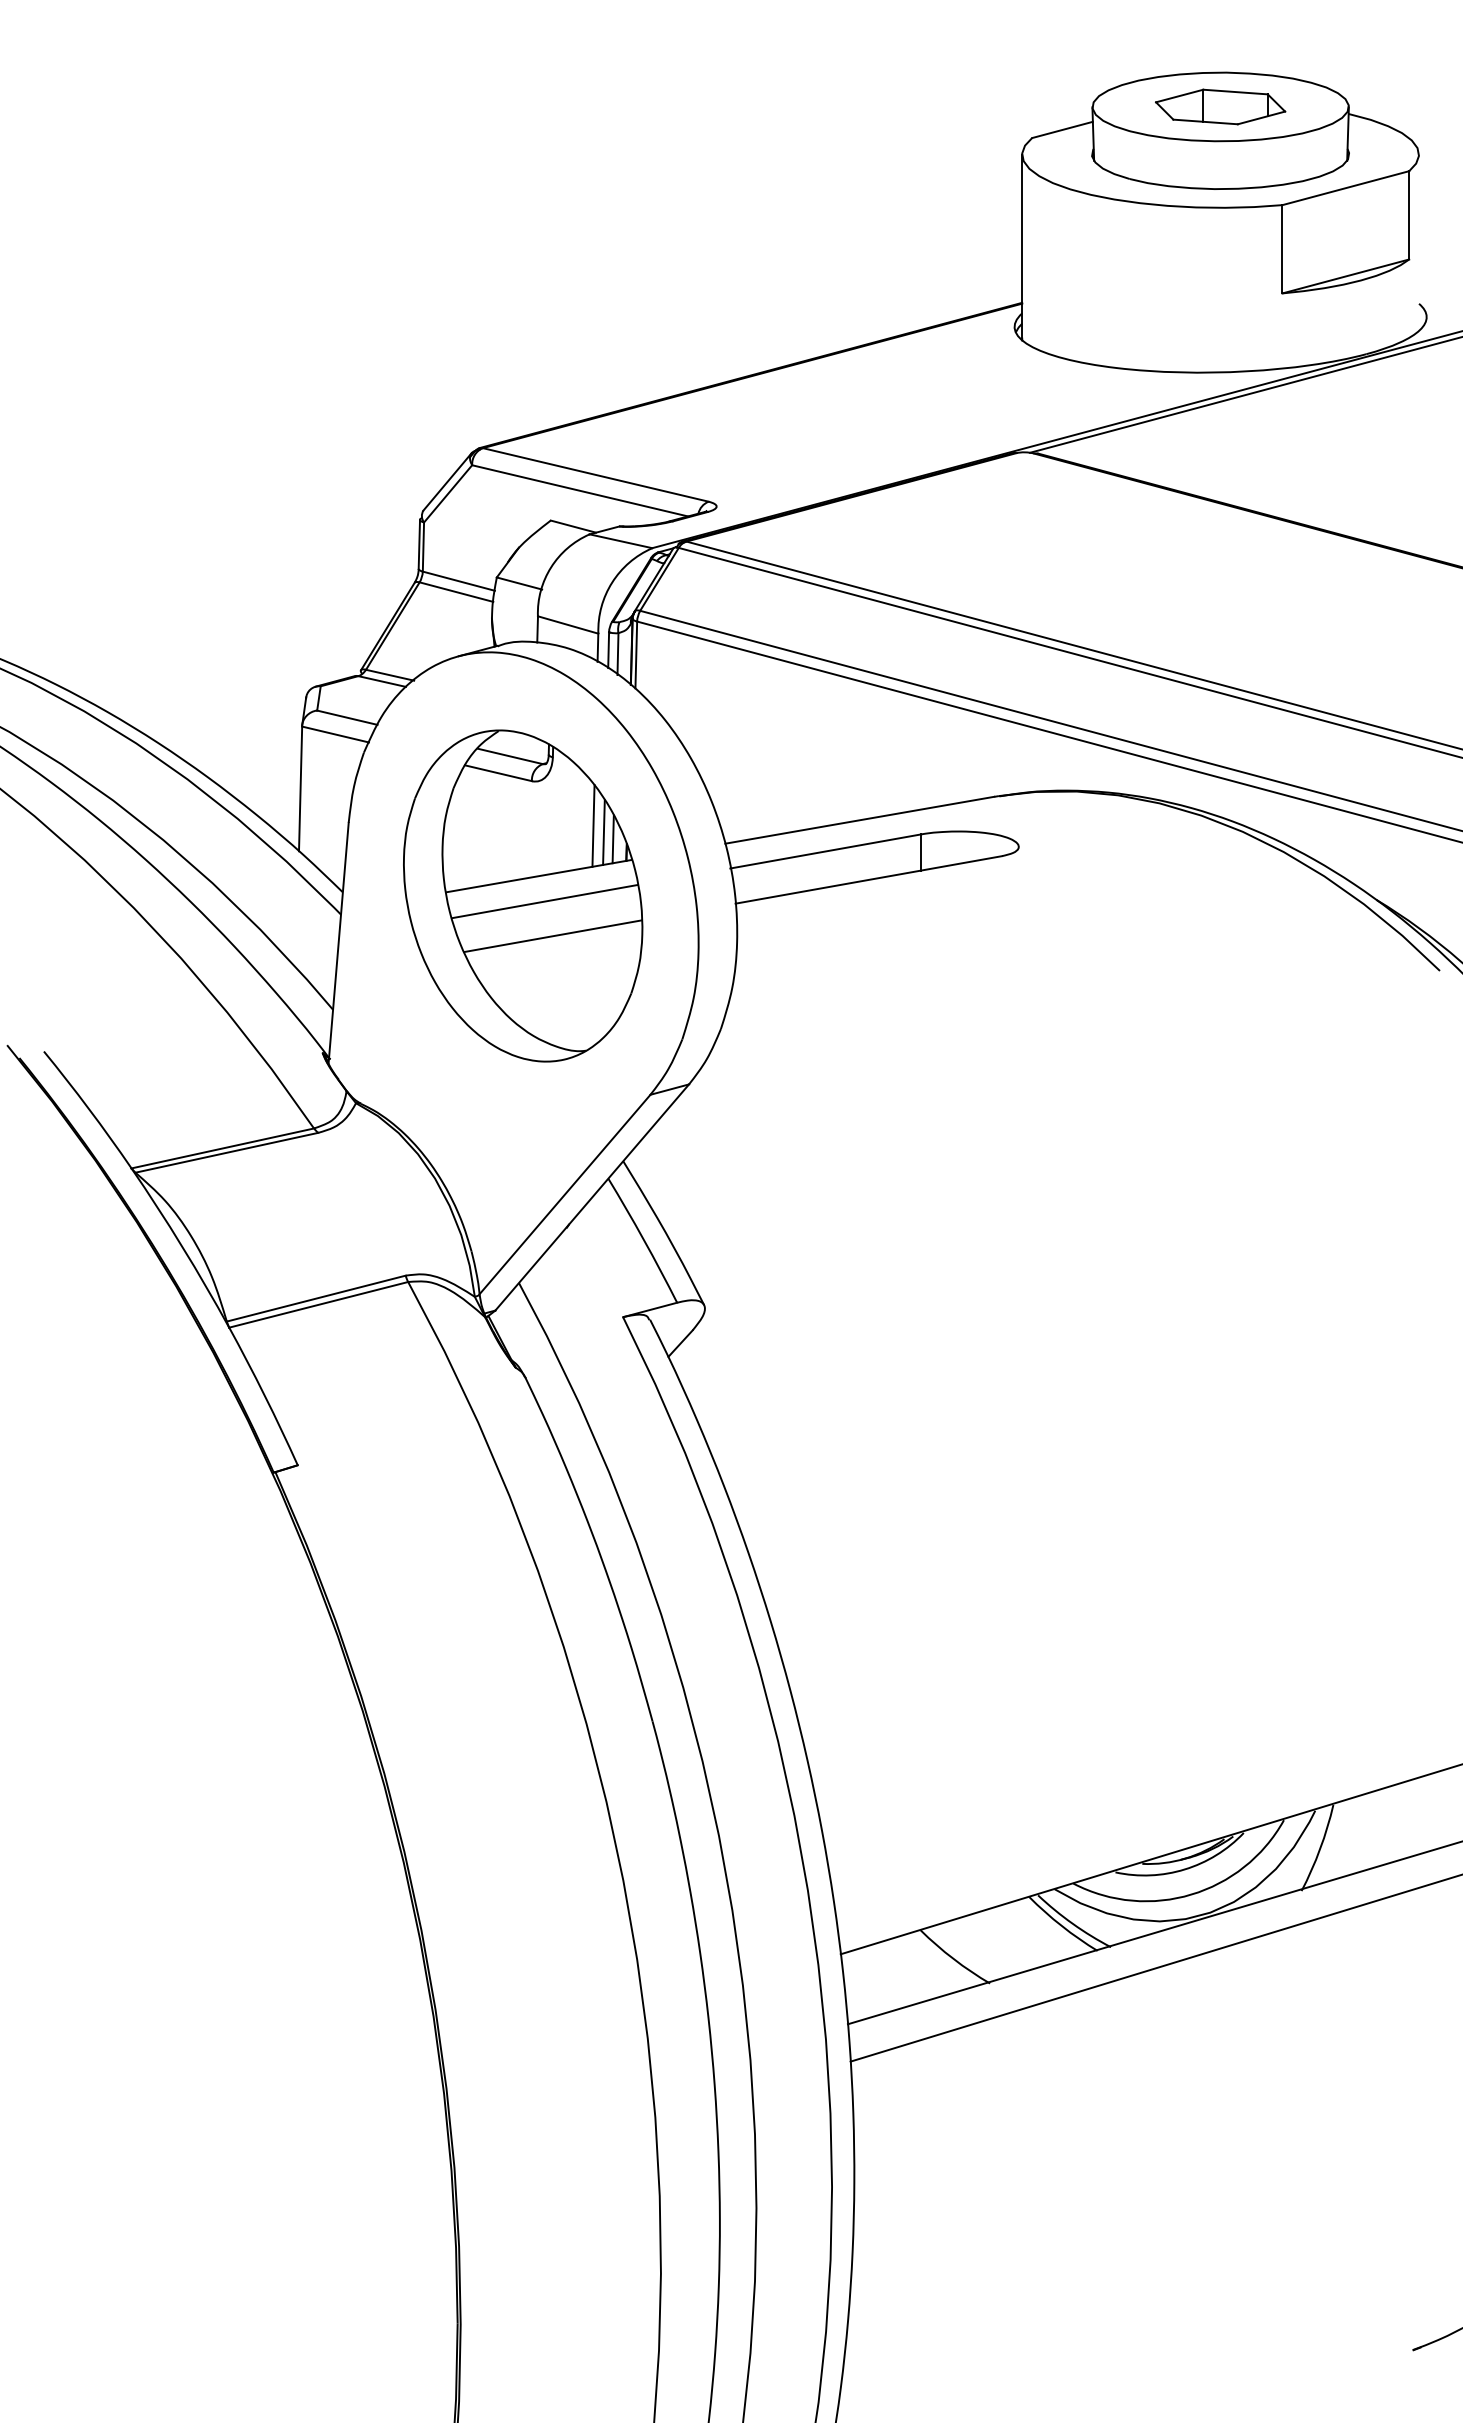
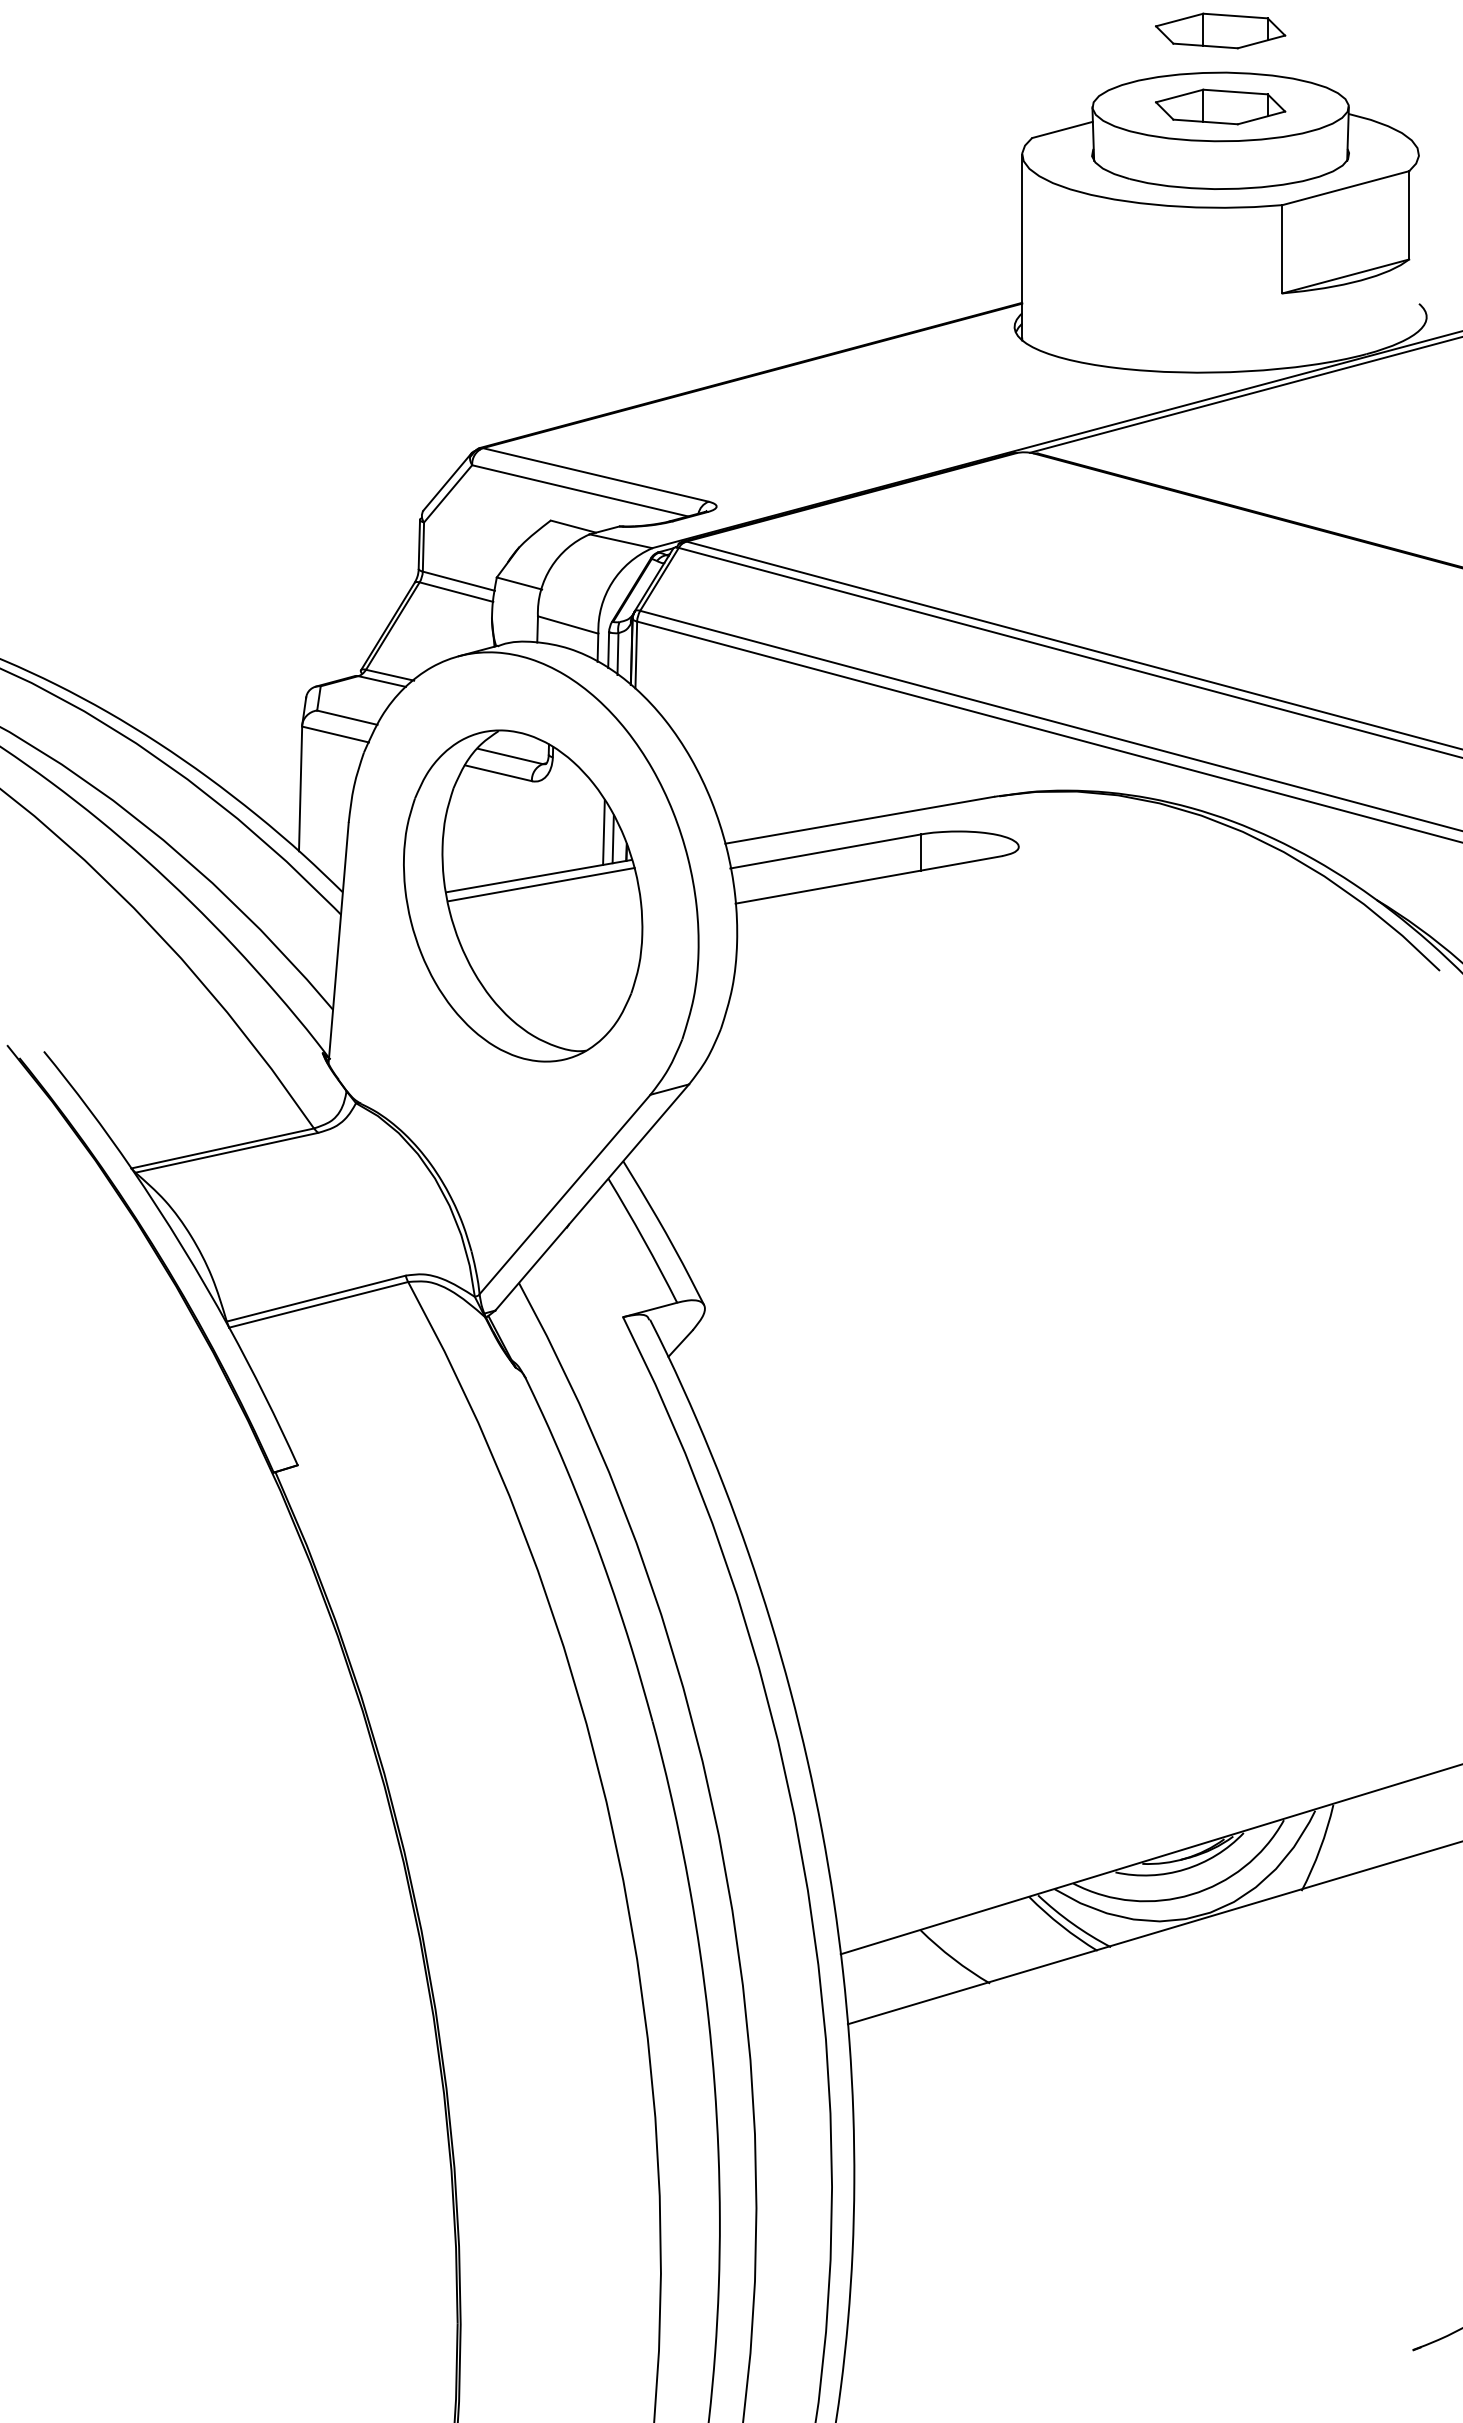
part: none -> present (1220, 30)
line: present -> none (593, 825)
line position: (544, 901) -> (541, 884) (541, 884)
line: present -> none (552, 936)
line: present -> none (1154, 1968)
